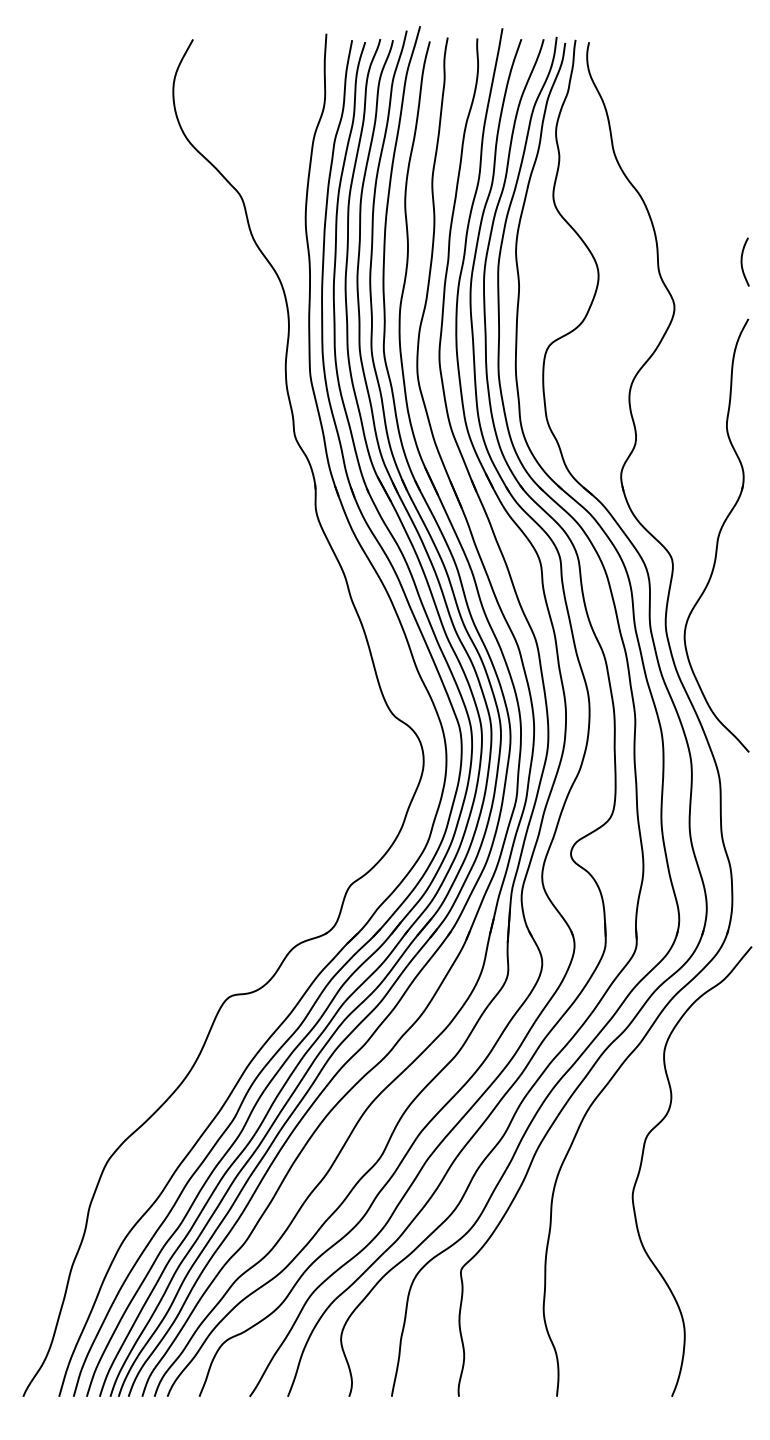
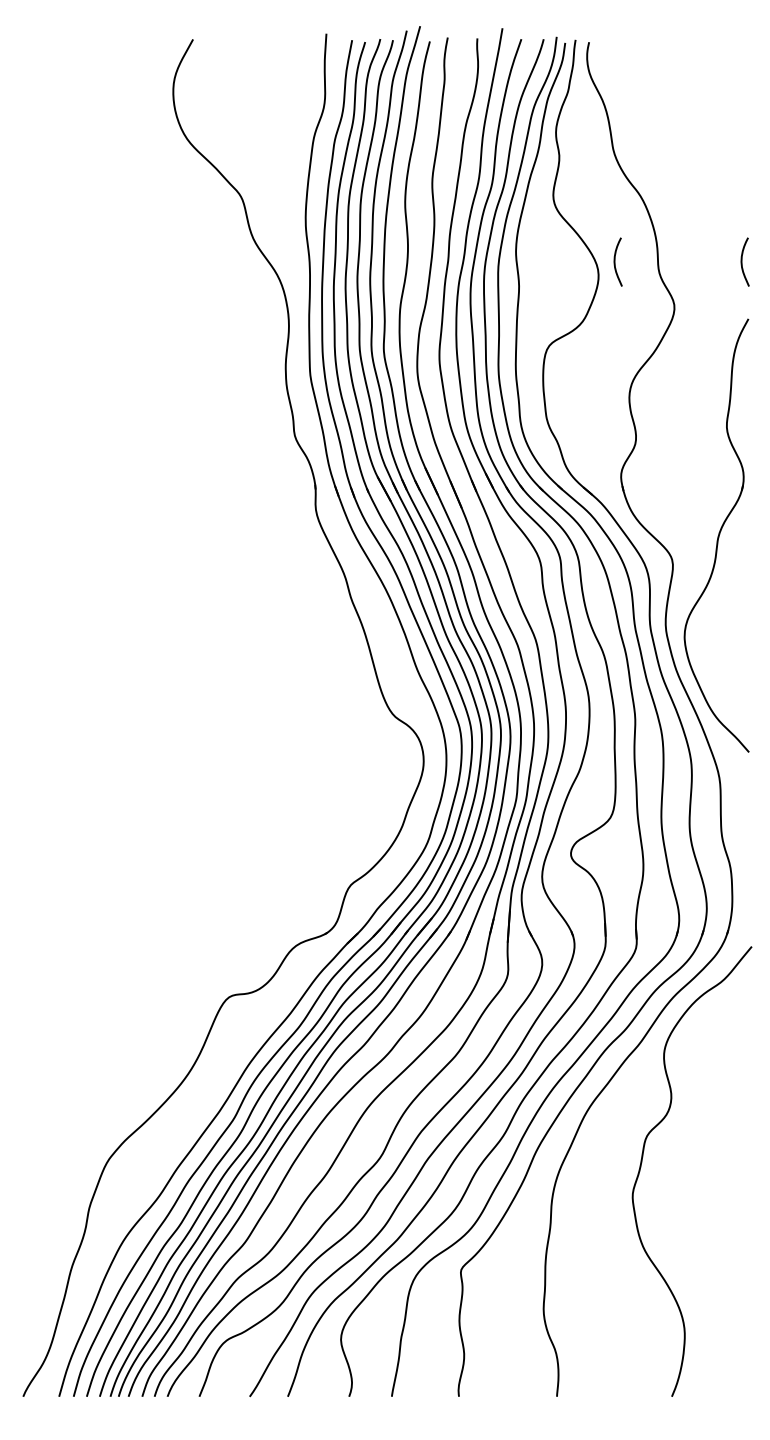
curve: none -> present (615, 261)
